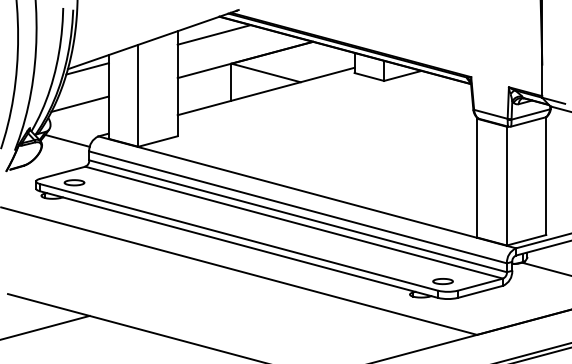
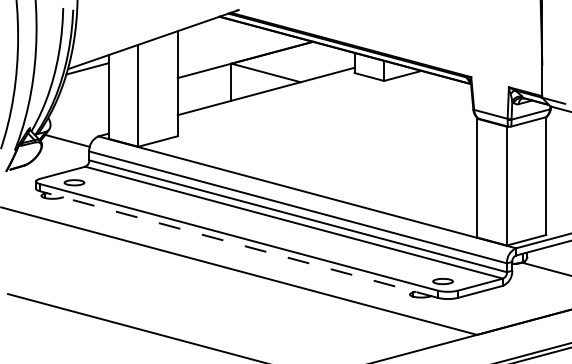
line: present -> none (213, 34)
line: present -> none (79, 103)
line: solid -> dashed (238, 244)
line: present -> none (45, 327)
